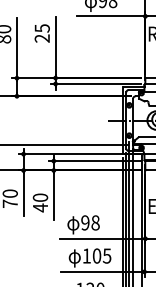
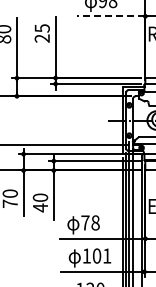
line: solid -> dashed (110, 16)
text: 98 -> 78 (85, 222)
text: 105 -> 101 (106, 255)
